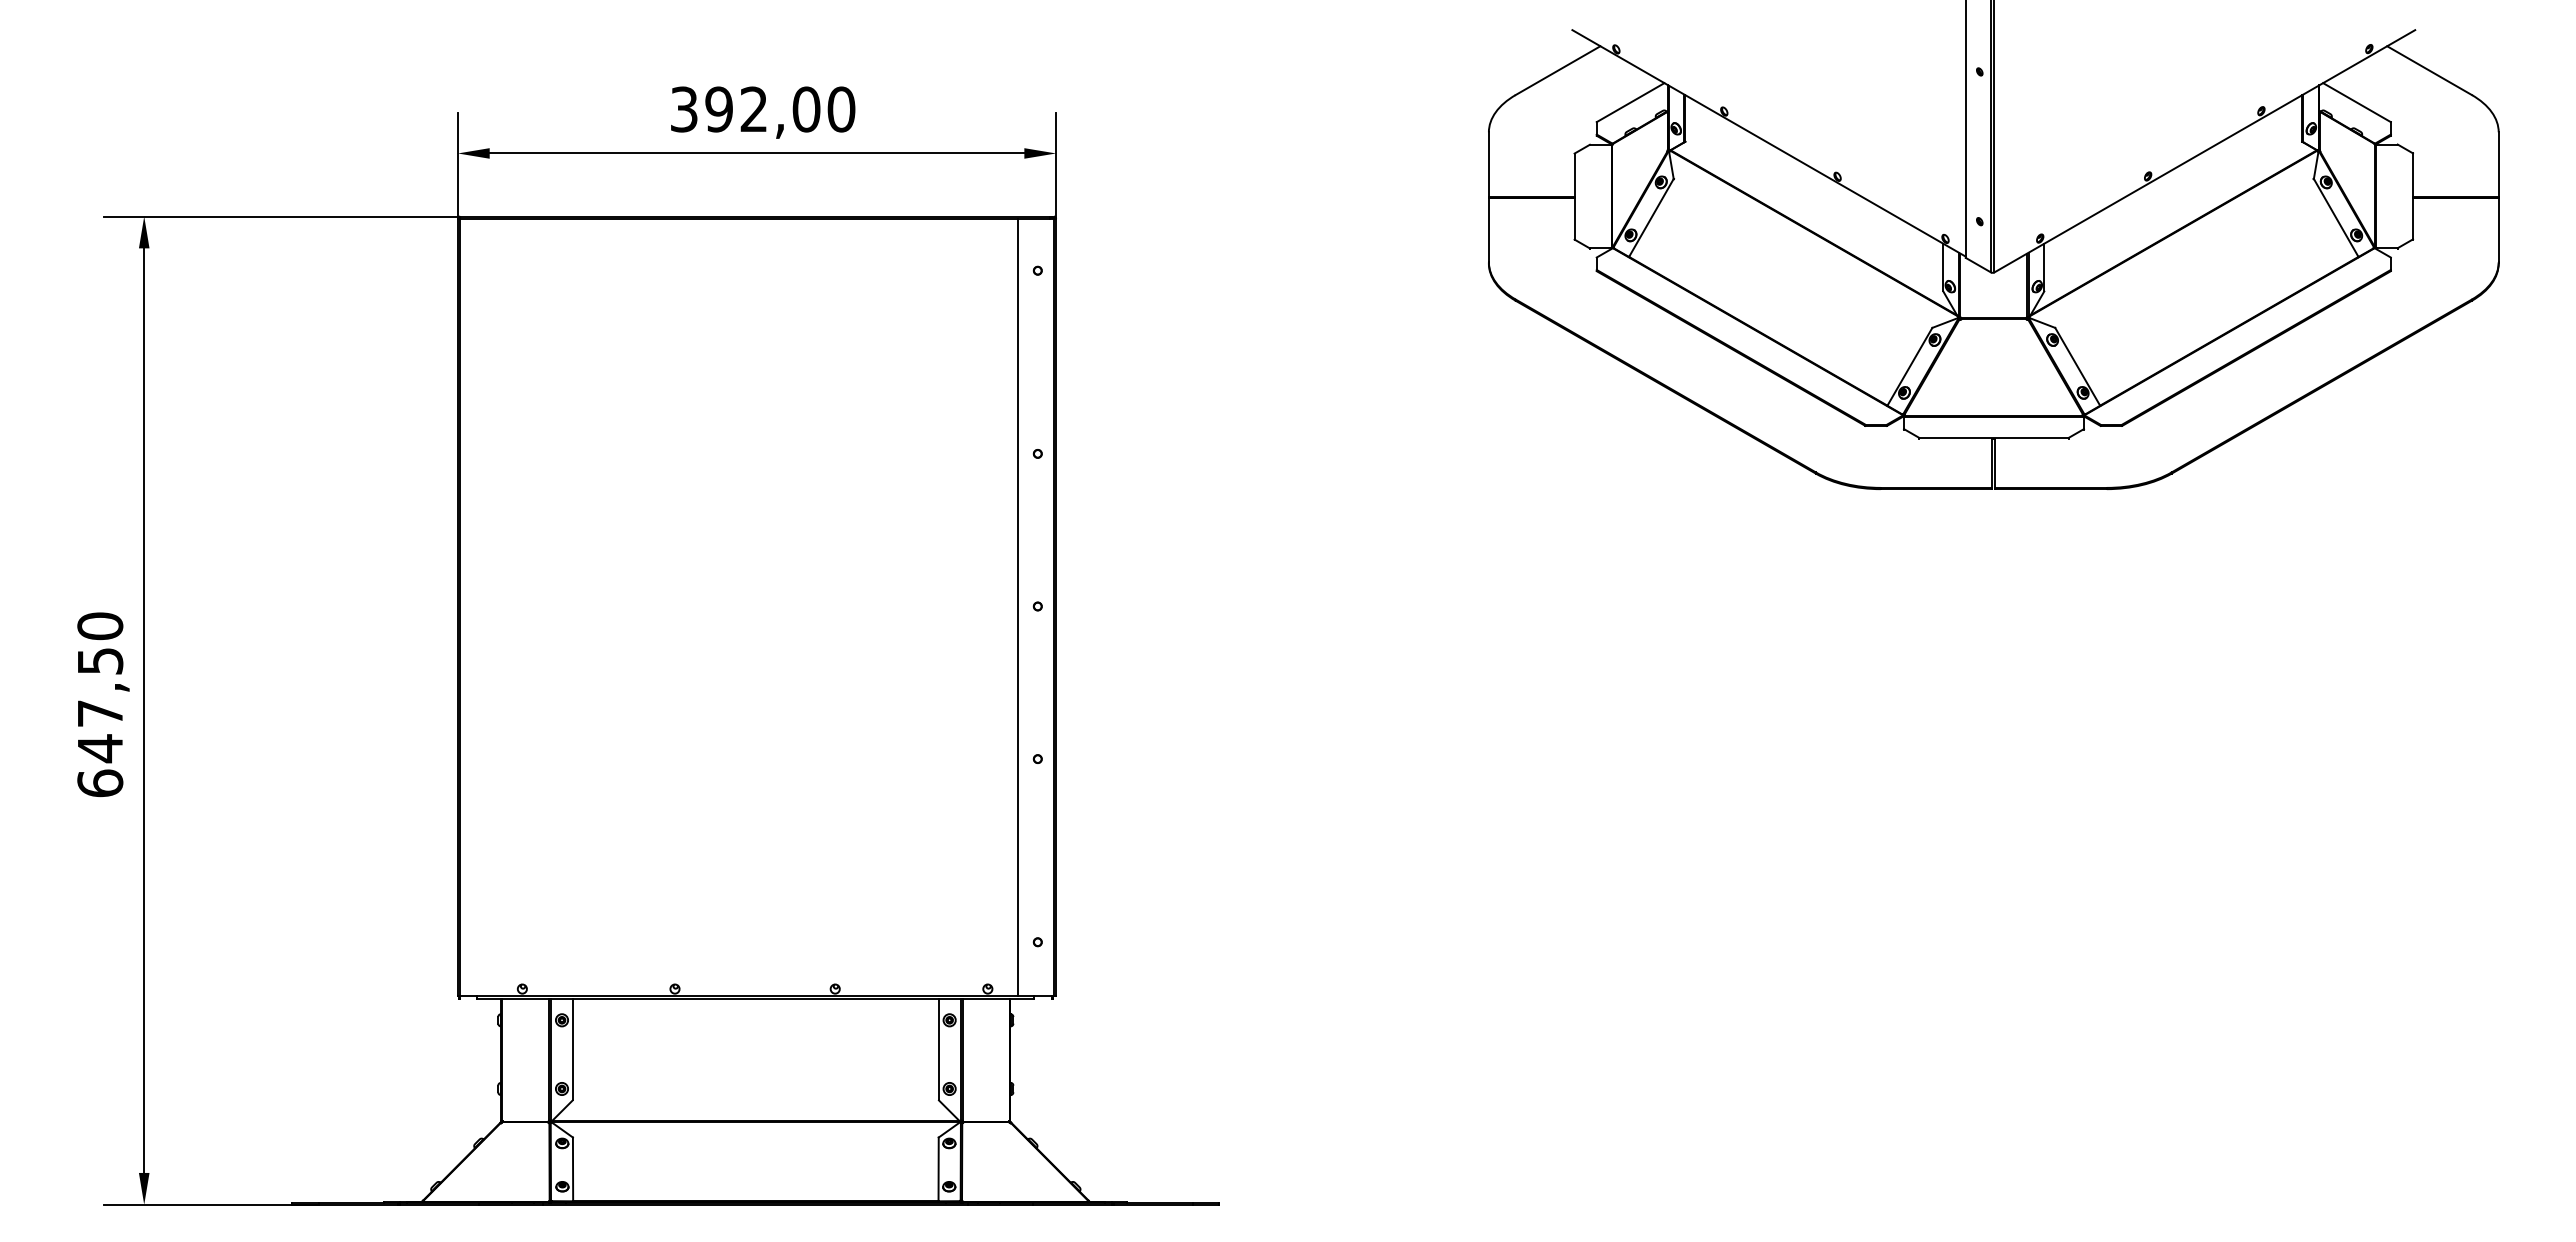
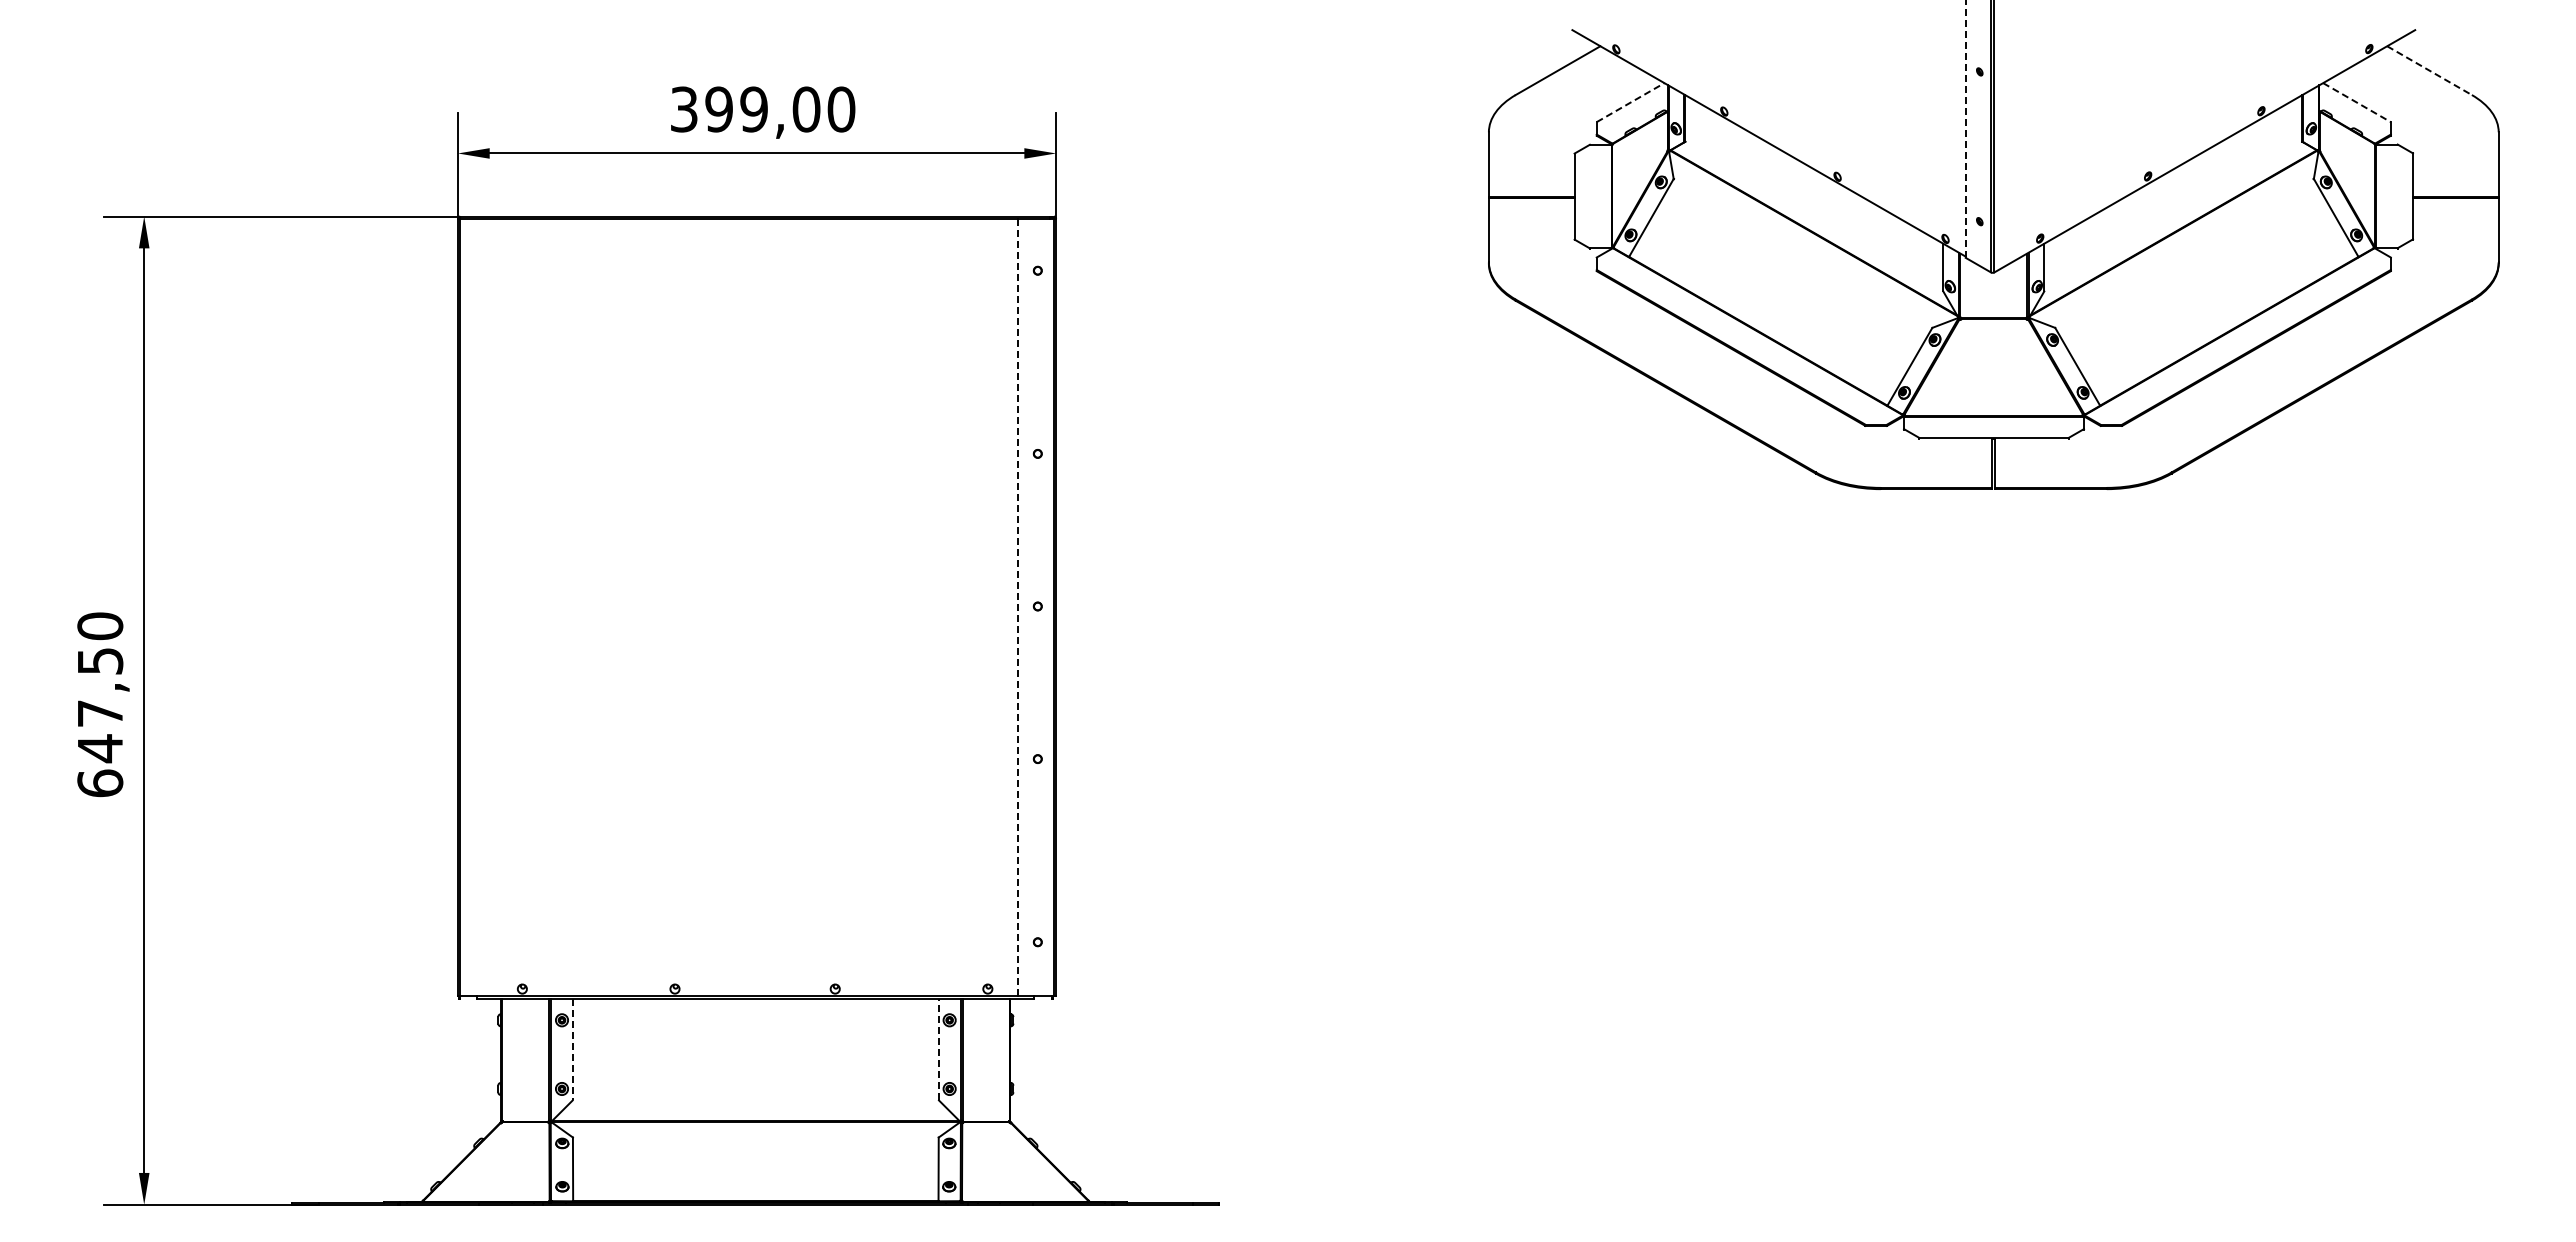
line: solid -> dashed (2429, 70)
line: solid -> dashed (1631, 102)
line: solid -> dashed (2357, 102)
text: 392,00 -> 399,00 (753, 109)
line: solid -> dashed (1965, 128)
line: solid -> dashed (1018, 607)
line: solid -> dashed (572, 1049)
line: solid -> dashed (938, 1049)
